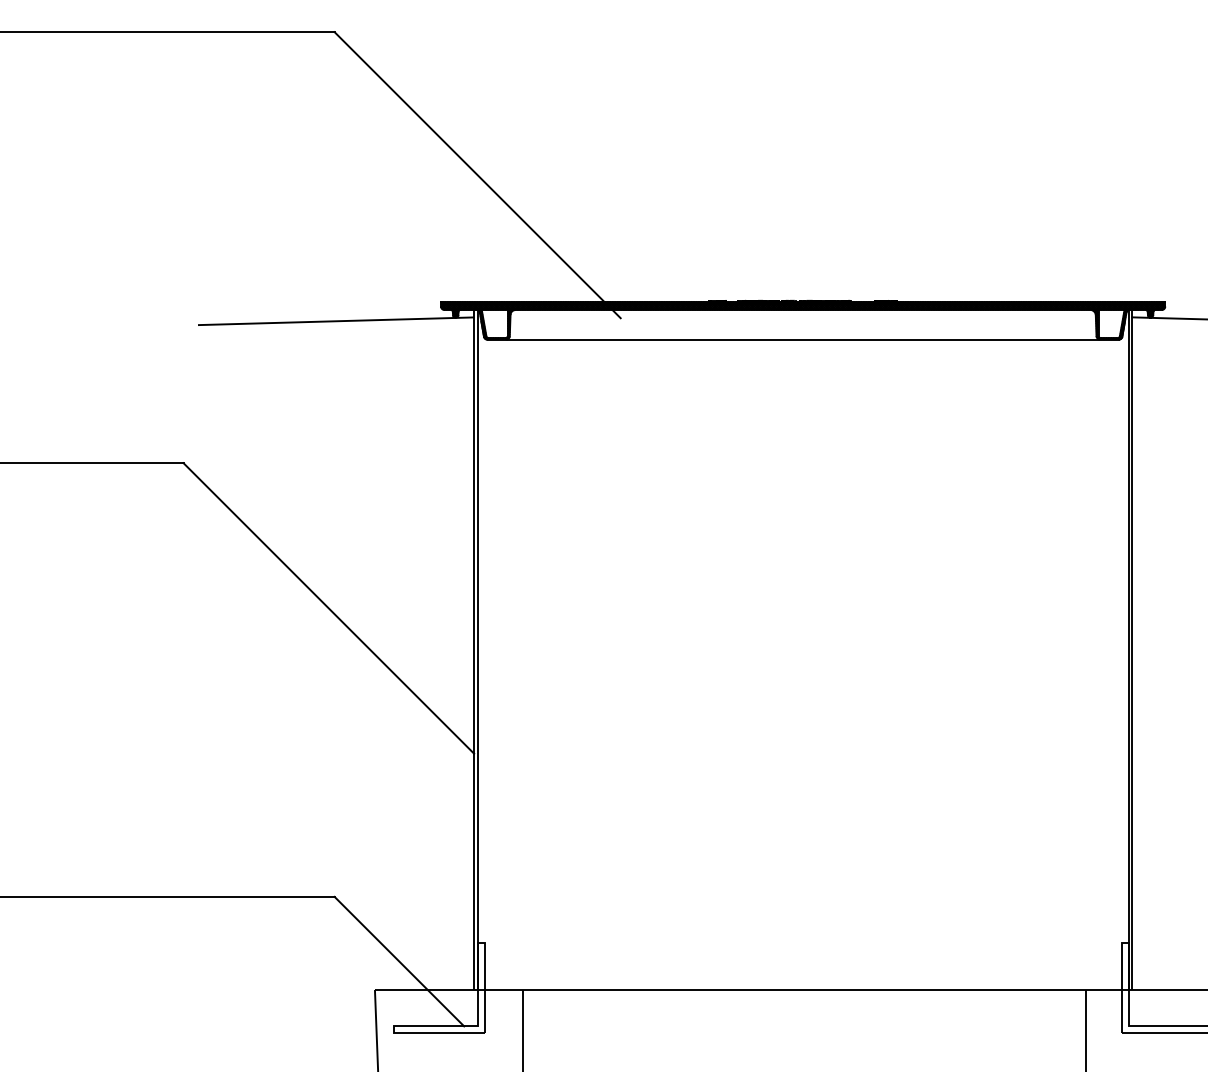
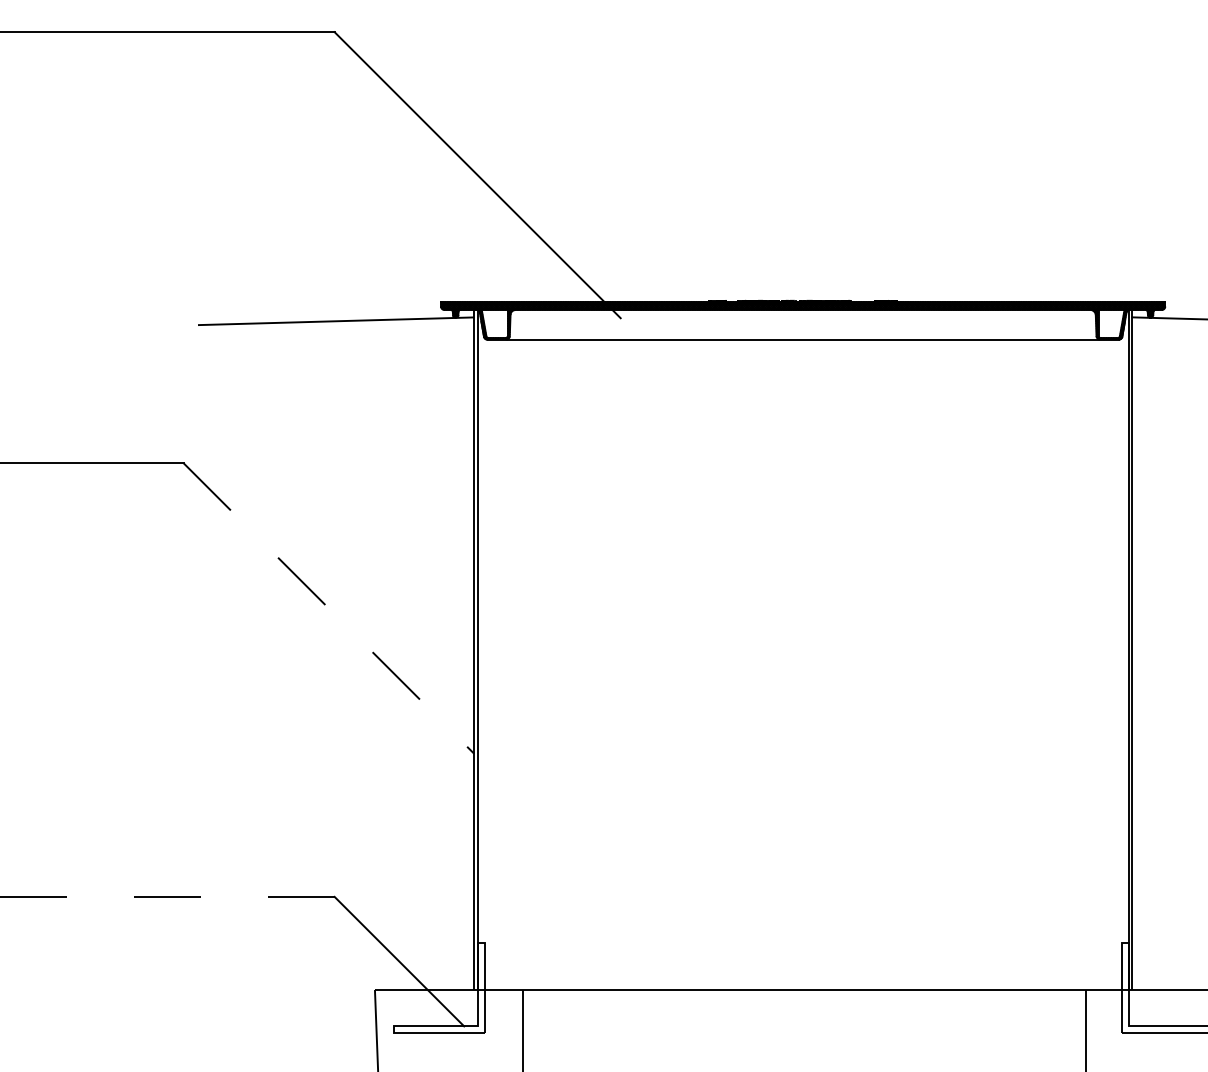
line: solid -> dashed (329, 608)
line: solid -> dashed (166, 896)
